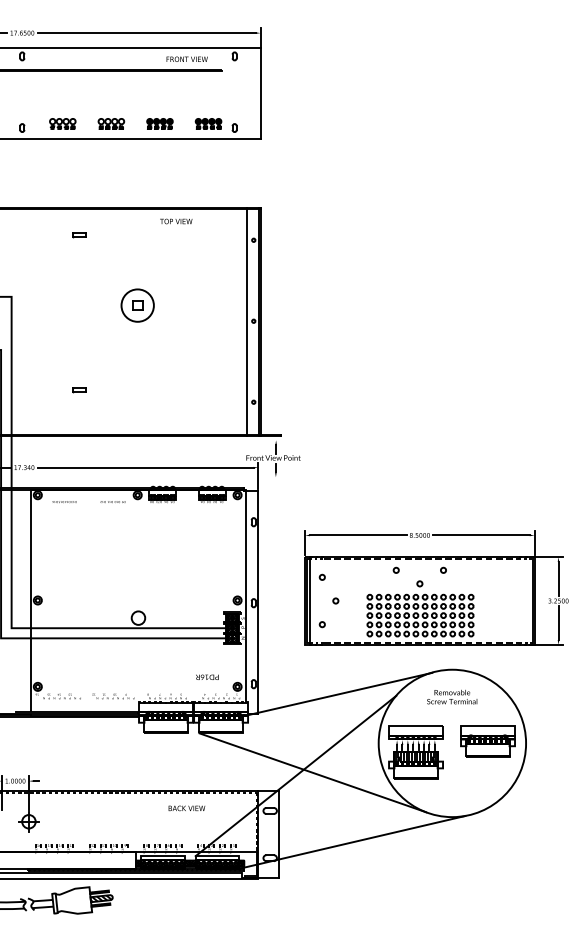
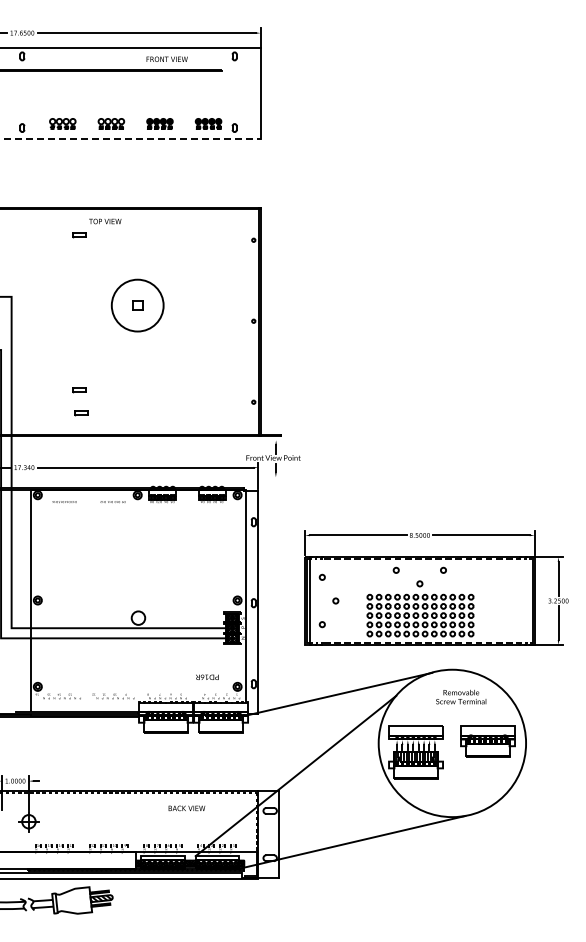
text position: (186, 58) -> (166, 58) (166, 58)
line: solid -> dashed (130, 138)
text position: (176, 221) -> (105, 221) (105, 221)
circle diameter: 32 px -> 52 px (137, 305)
line: present -> none (247, 321)
part: none -> present (81, 413)
text position: (452, 696) -> (461, 696) (461, 696)
line: present -> none (312, 772)
